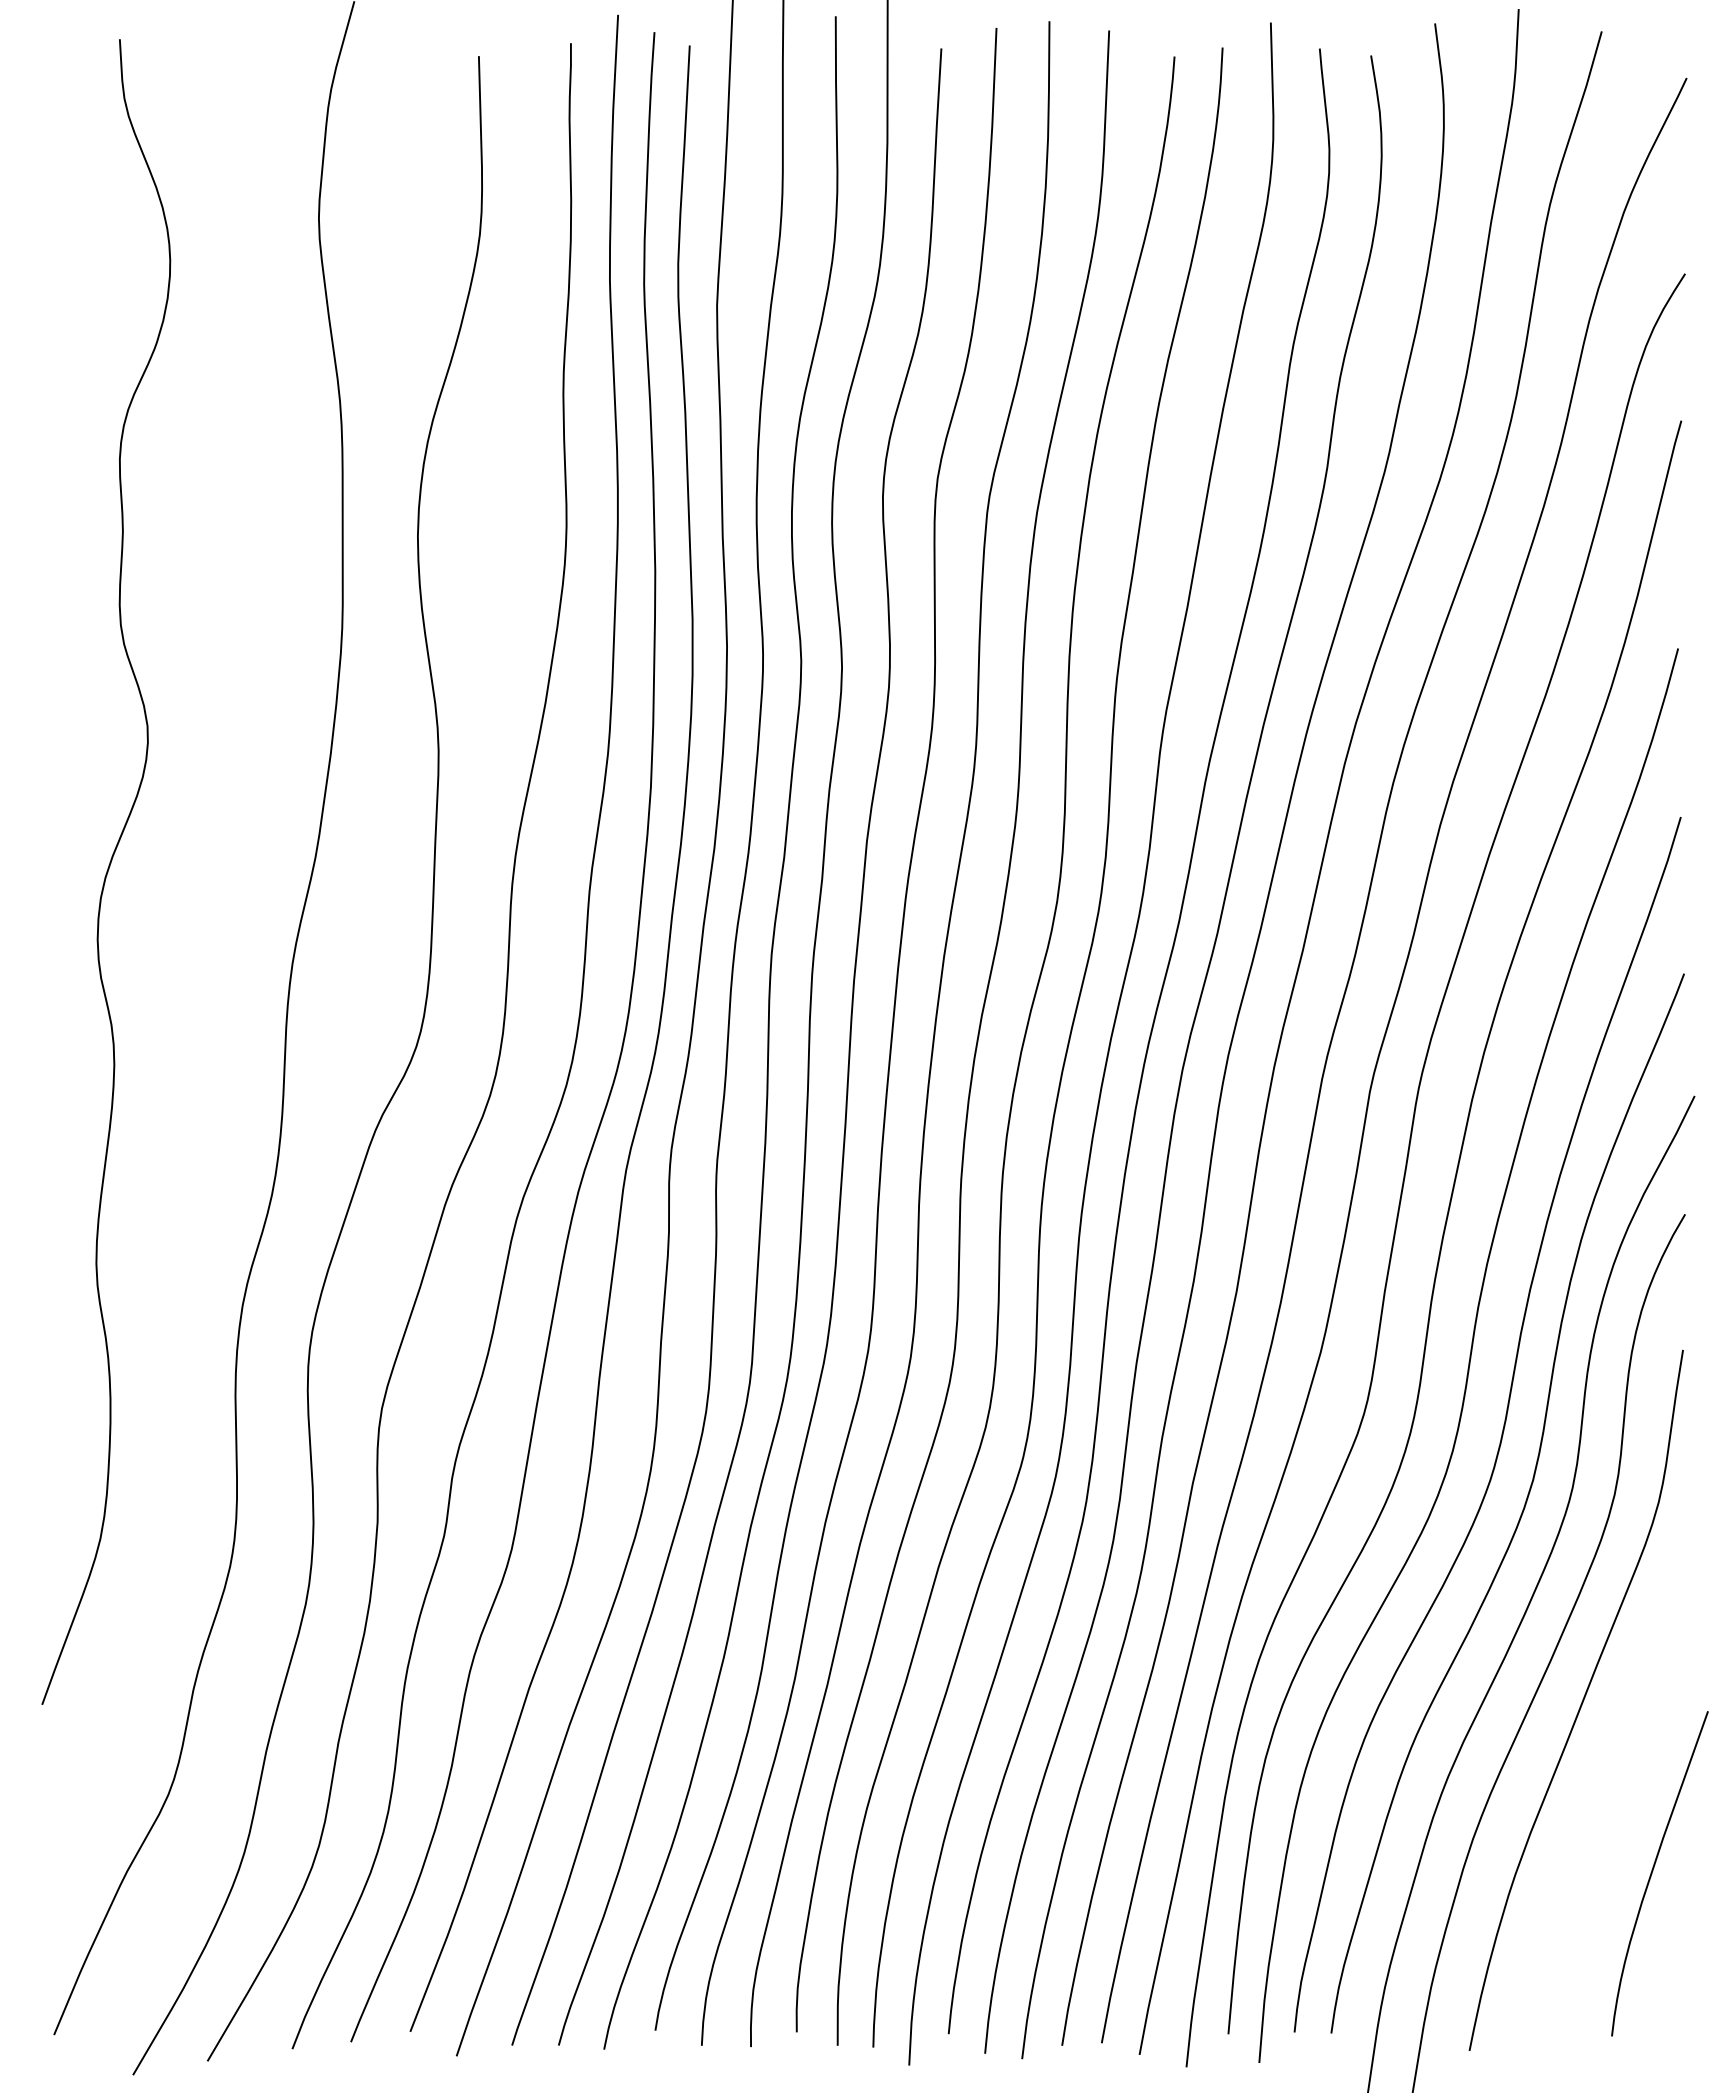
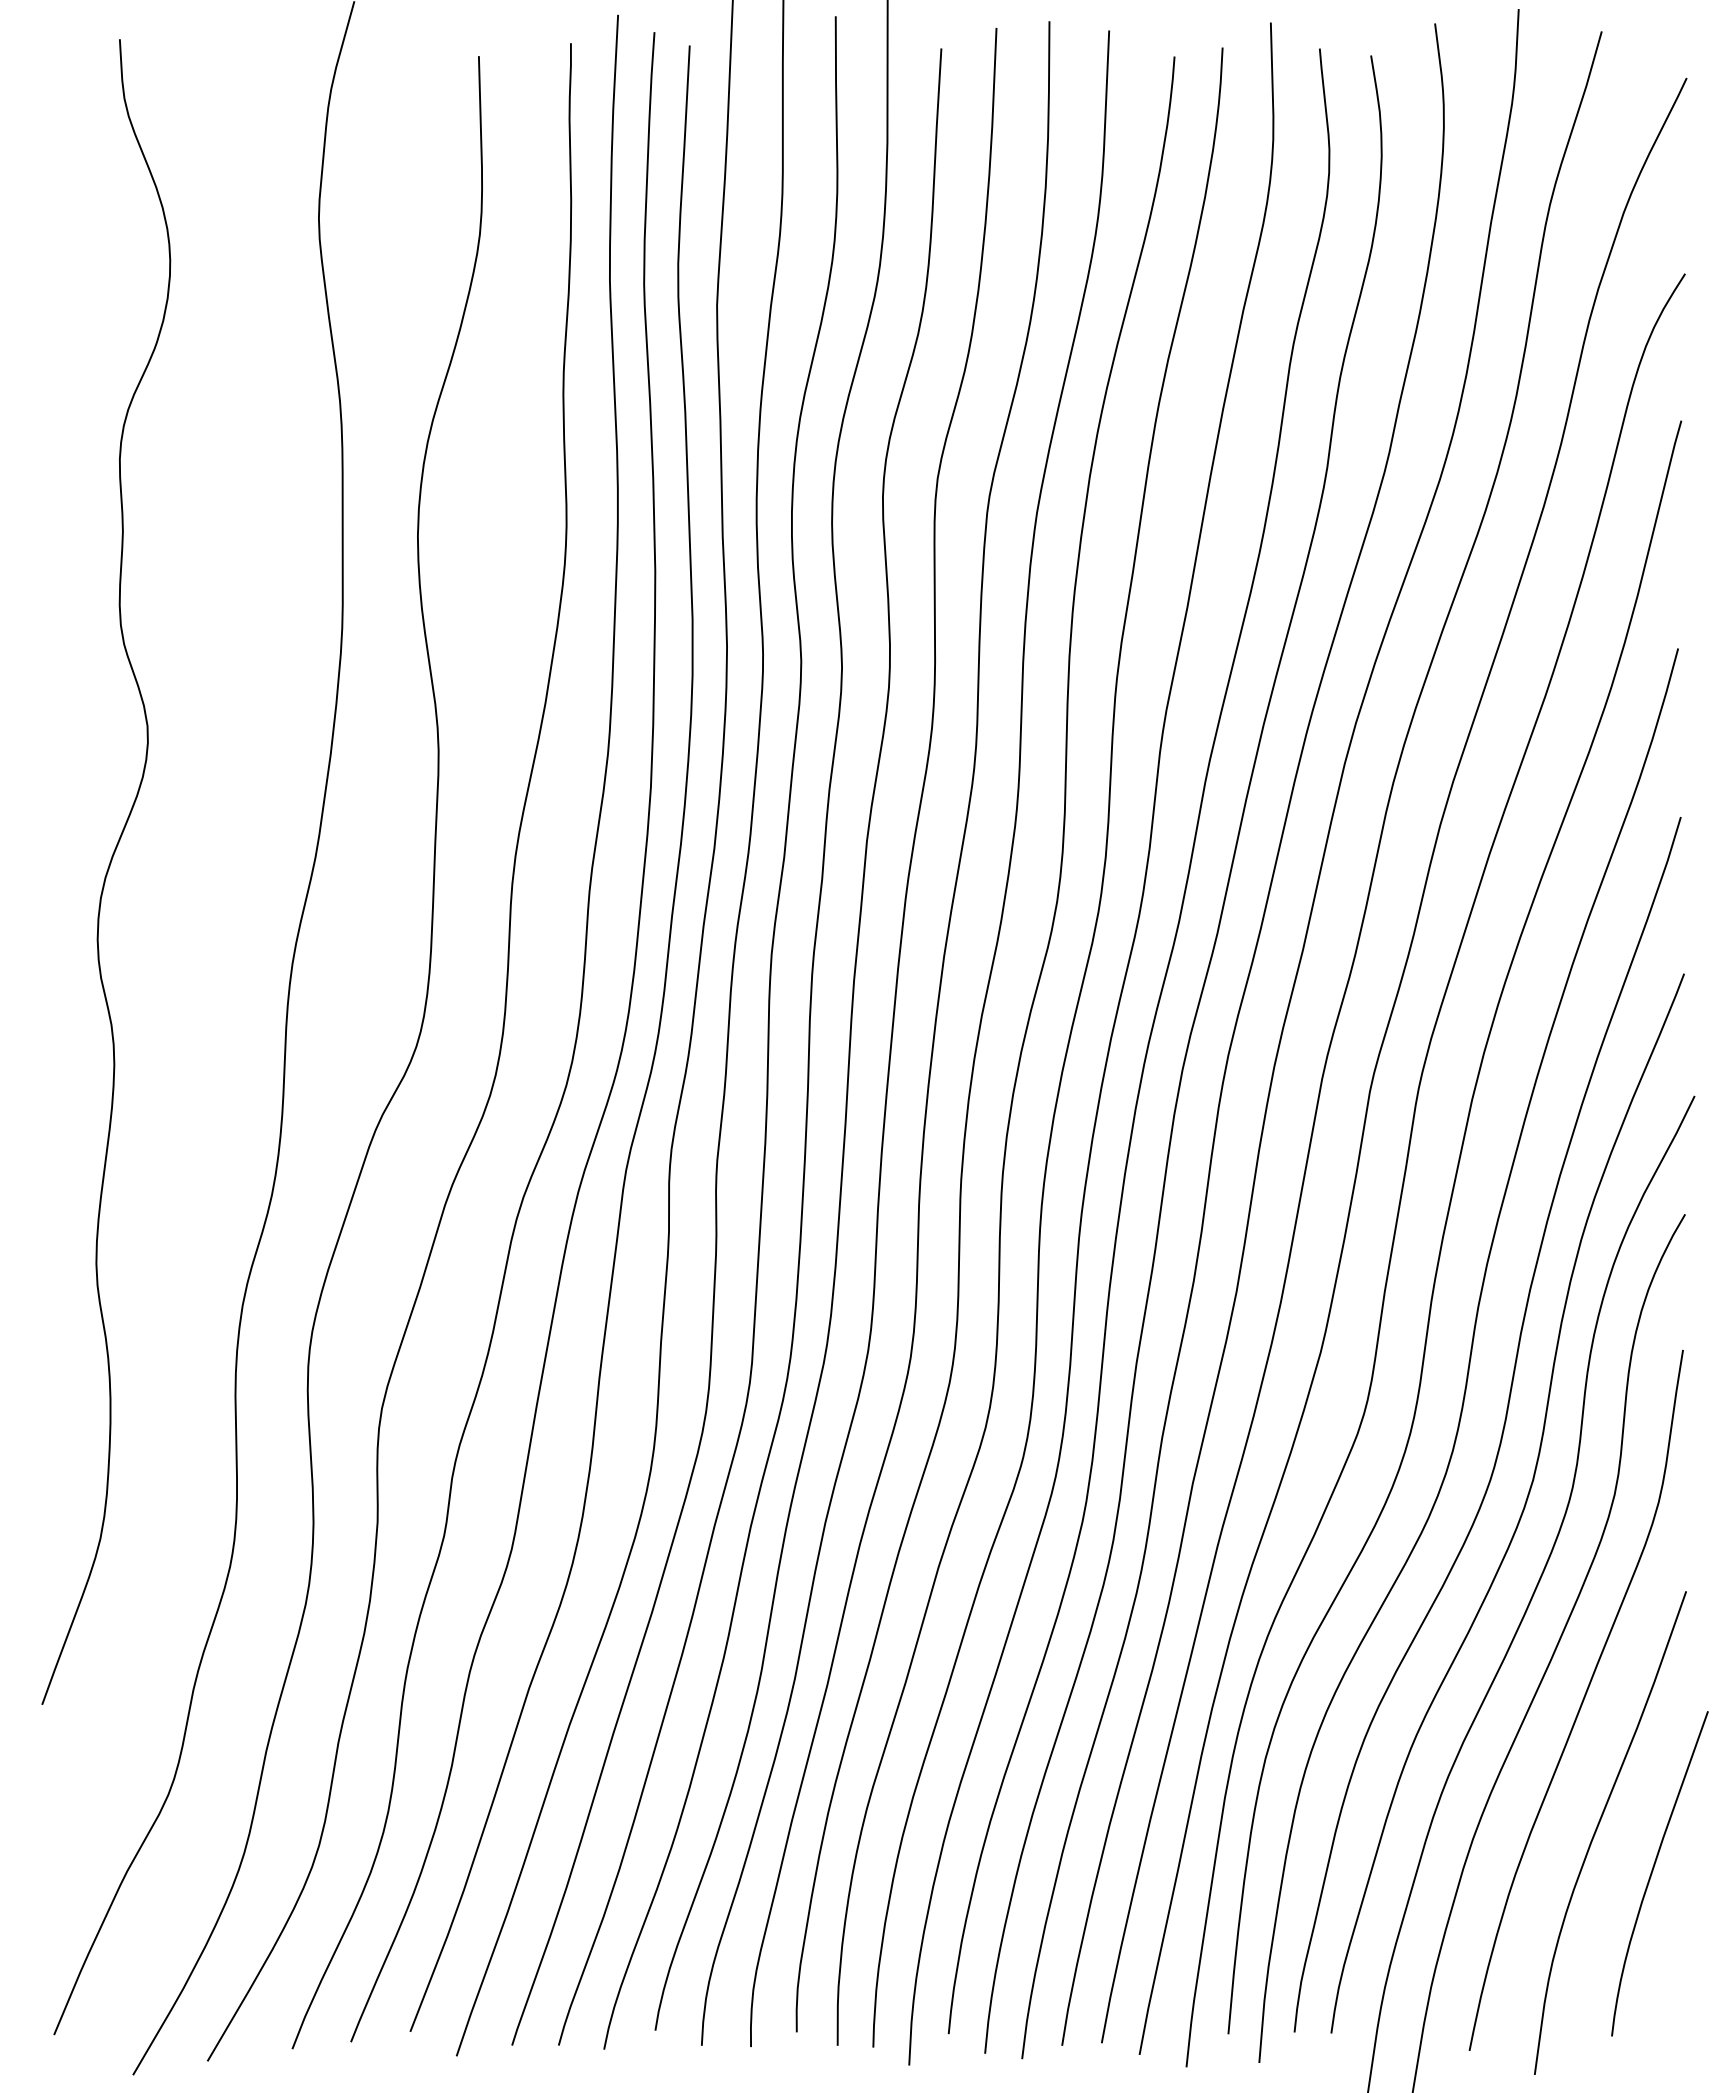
curve: none -> present (1598, 1827)
